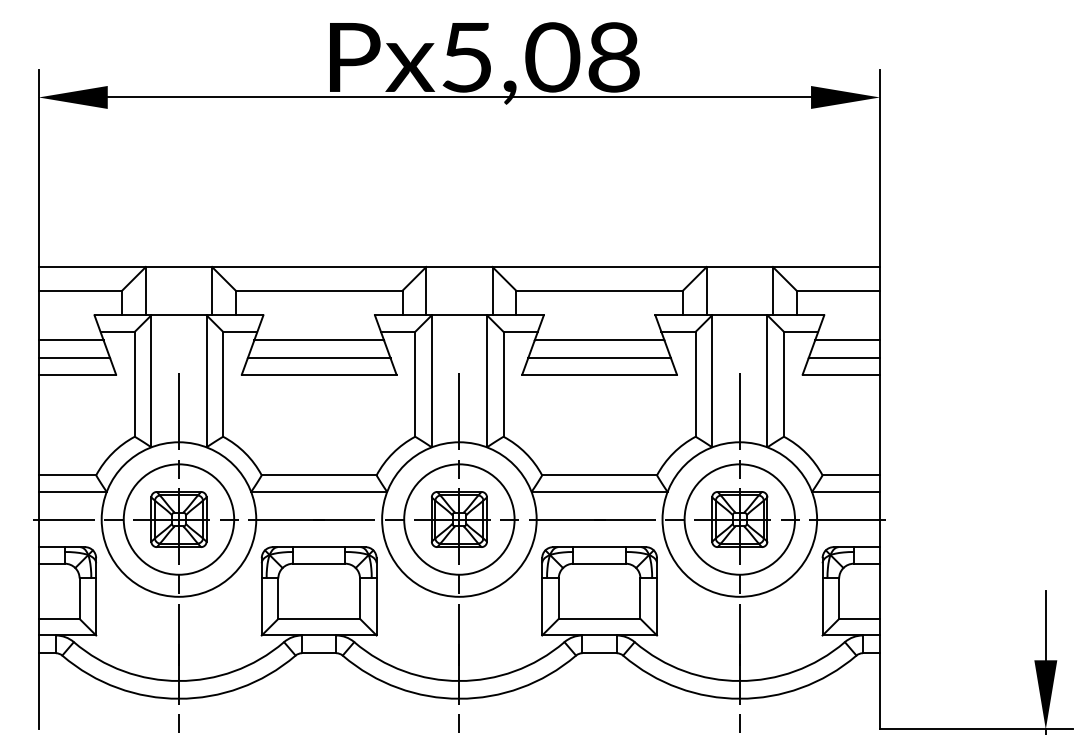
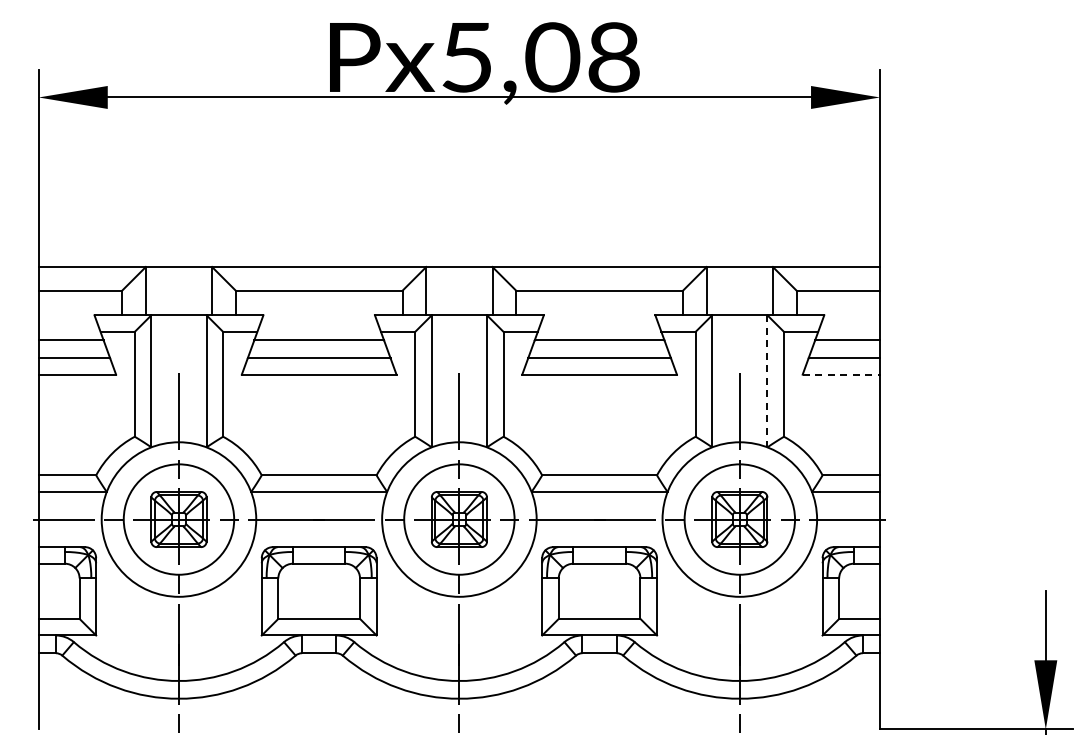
line: solid -> dashed (841, 374)
line: solid -> dashed (767, 381)
